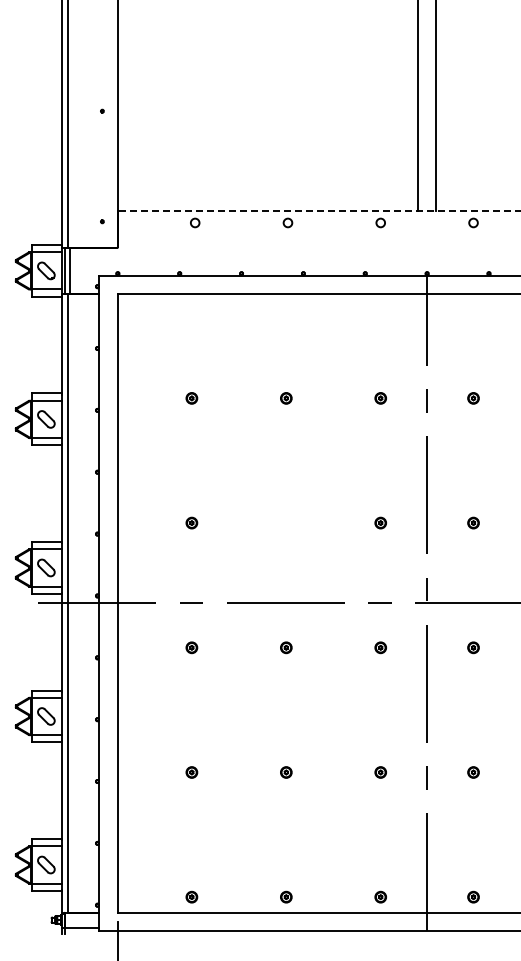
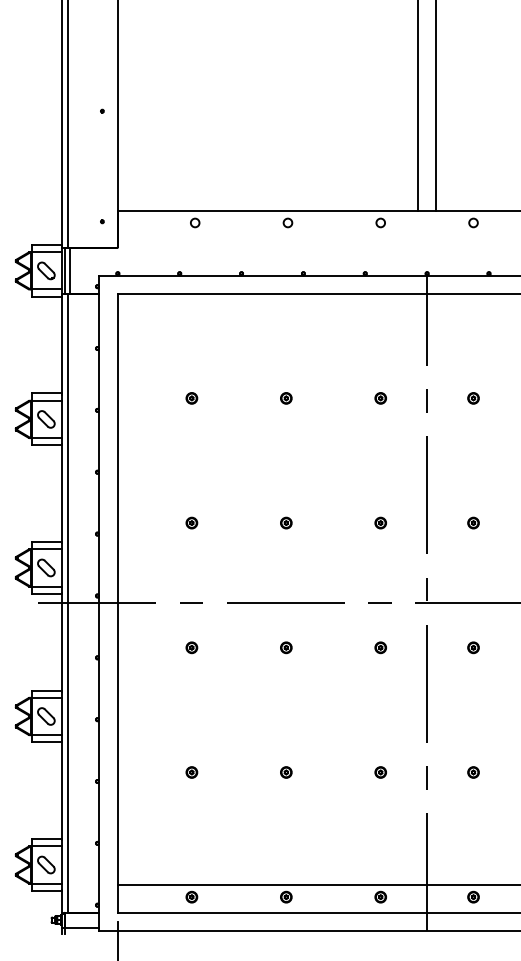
line: dashed -> solid (319, 210)
part: none -> present (286, 522)
line: none -> present (317, 884)
